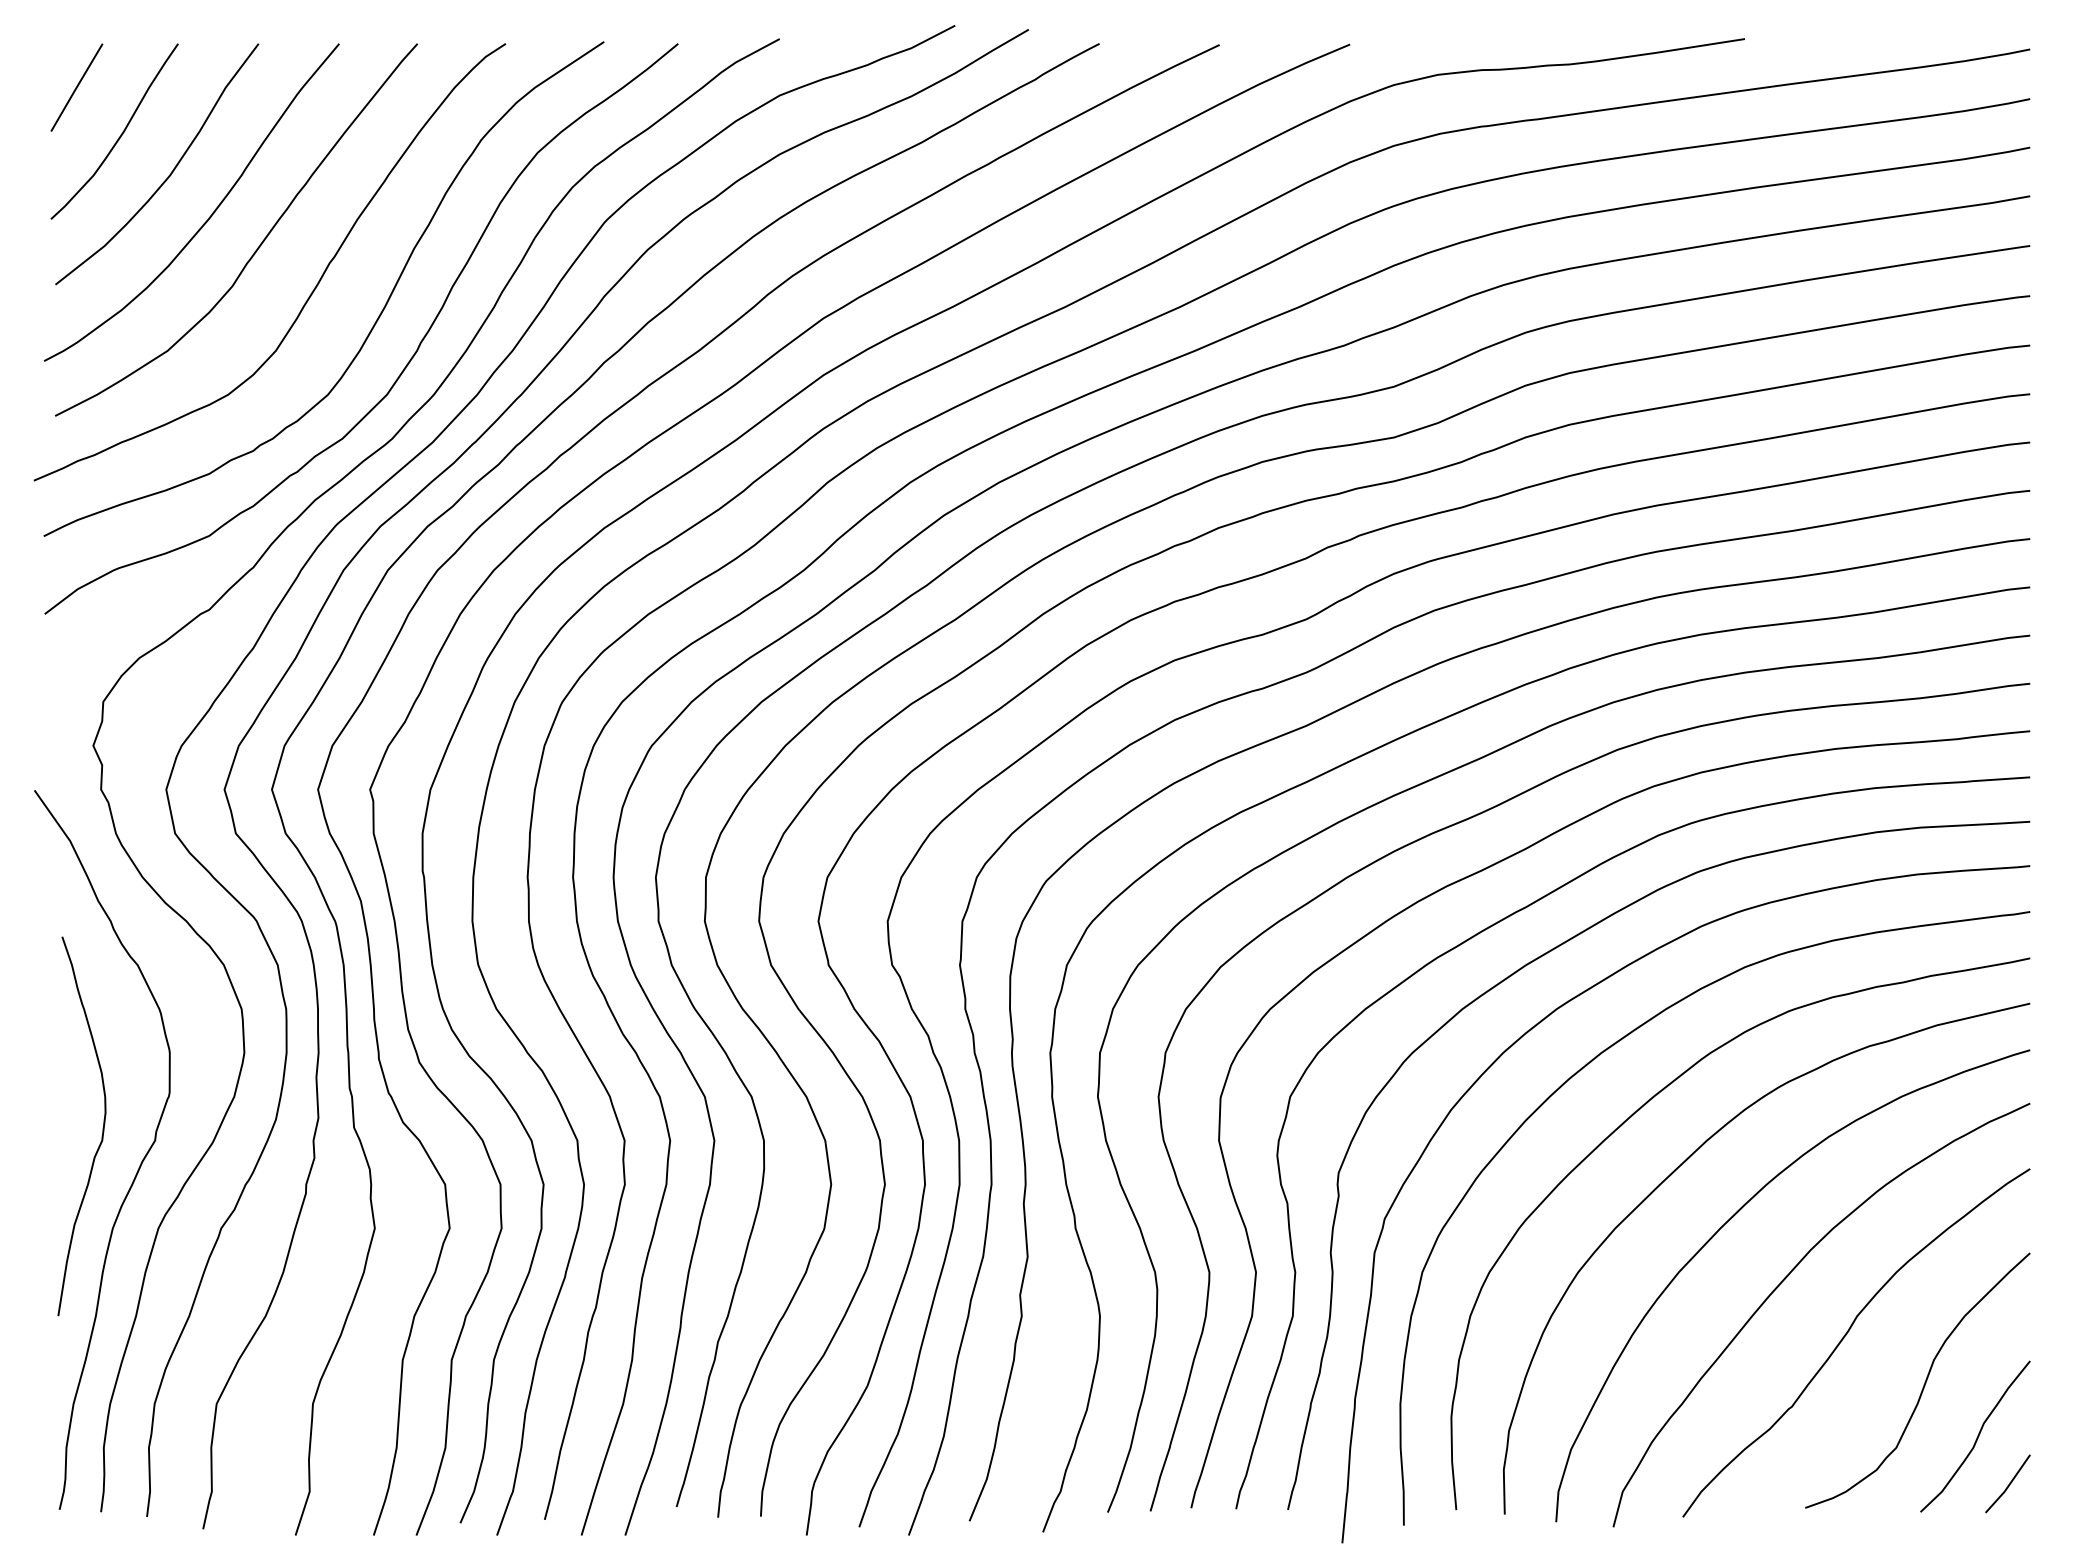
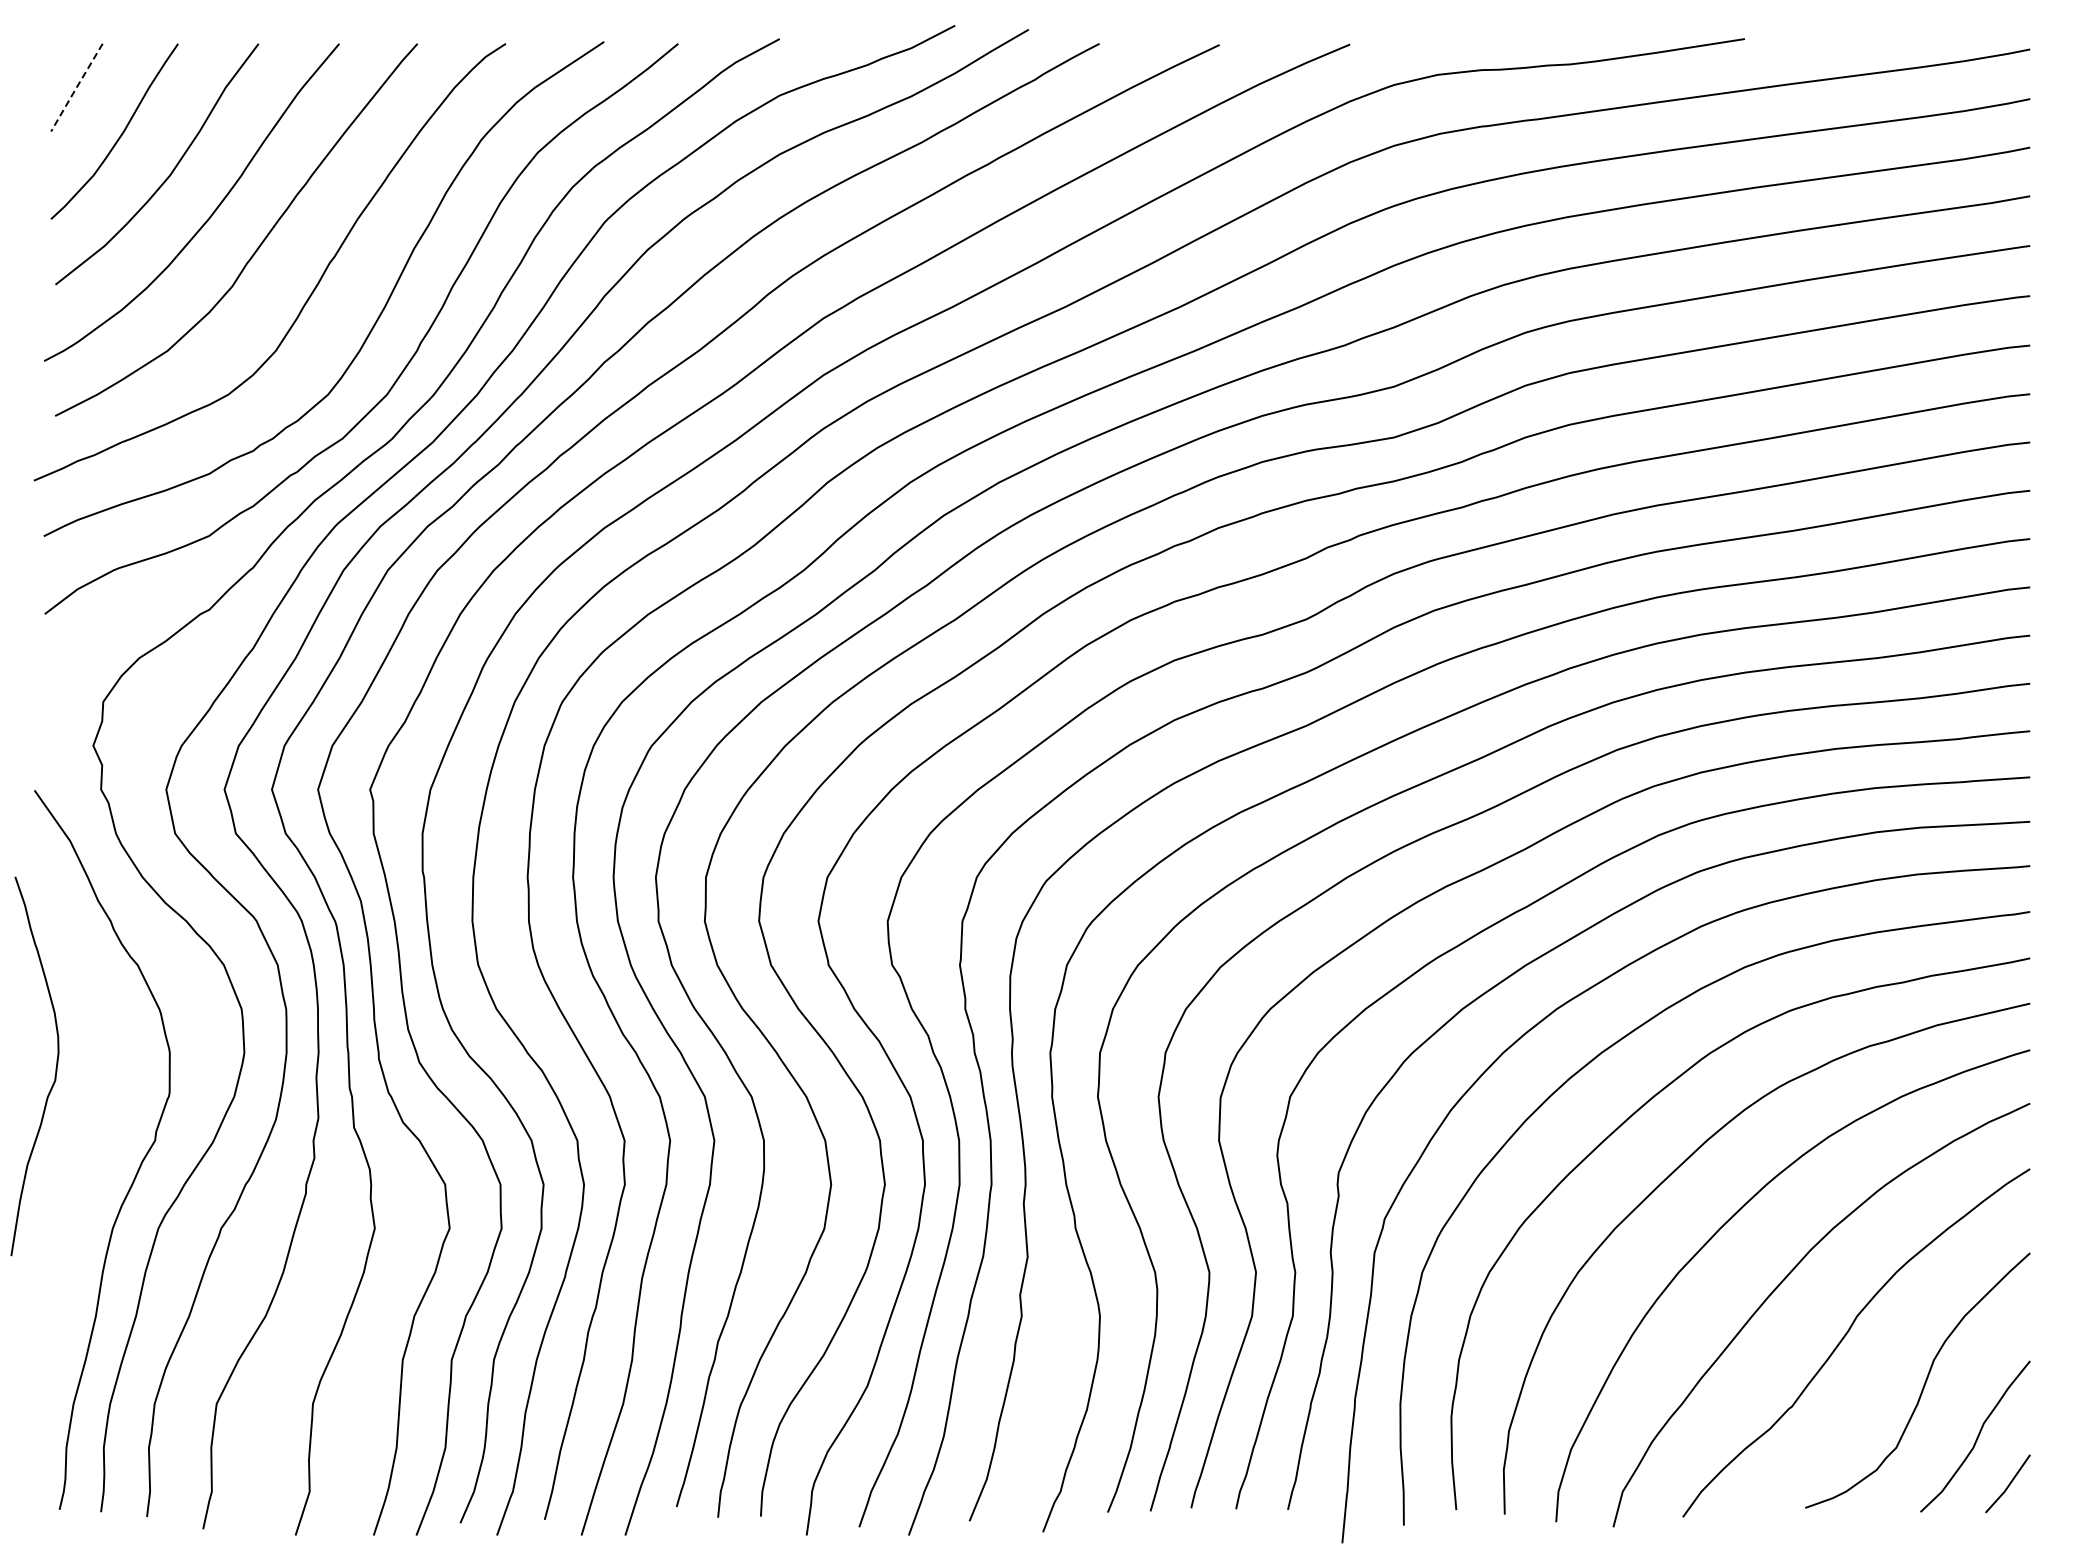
line: solid -> dashed (76, 87)
curve position: (102, 1127) -> (55, 1067) (55, 1067)
